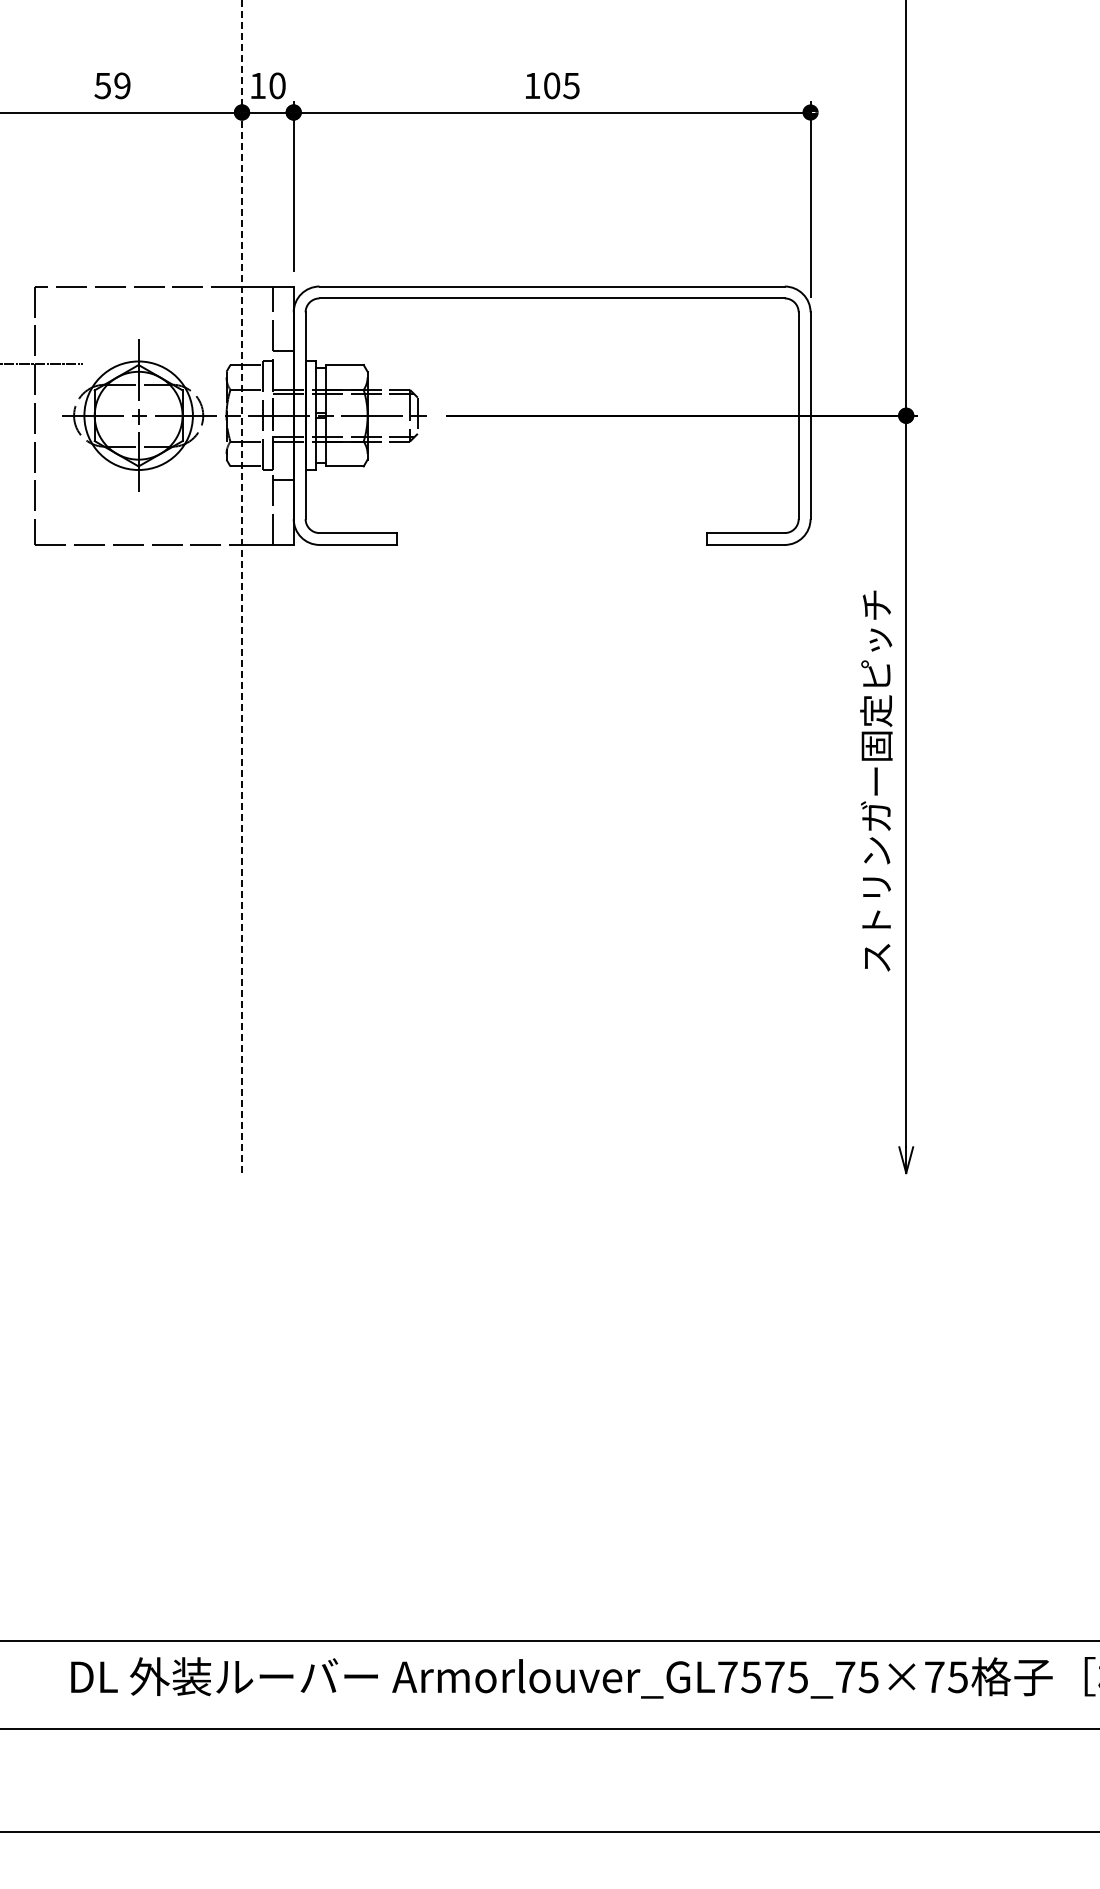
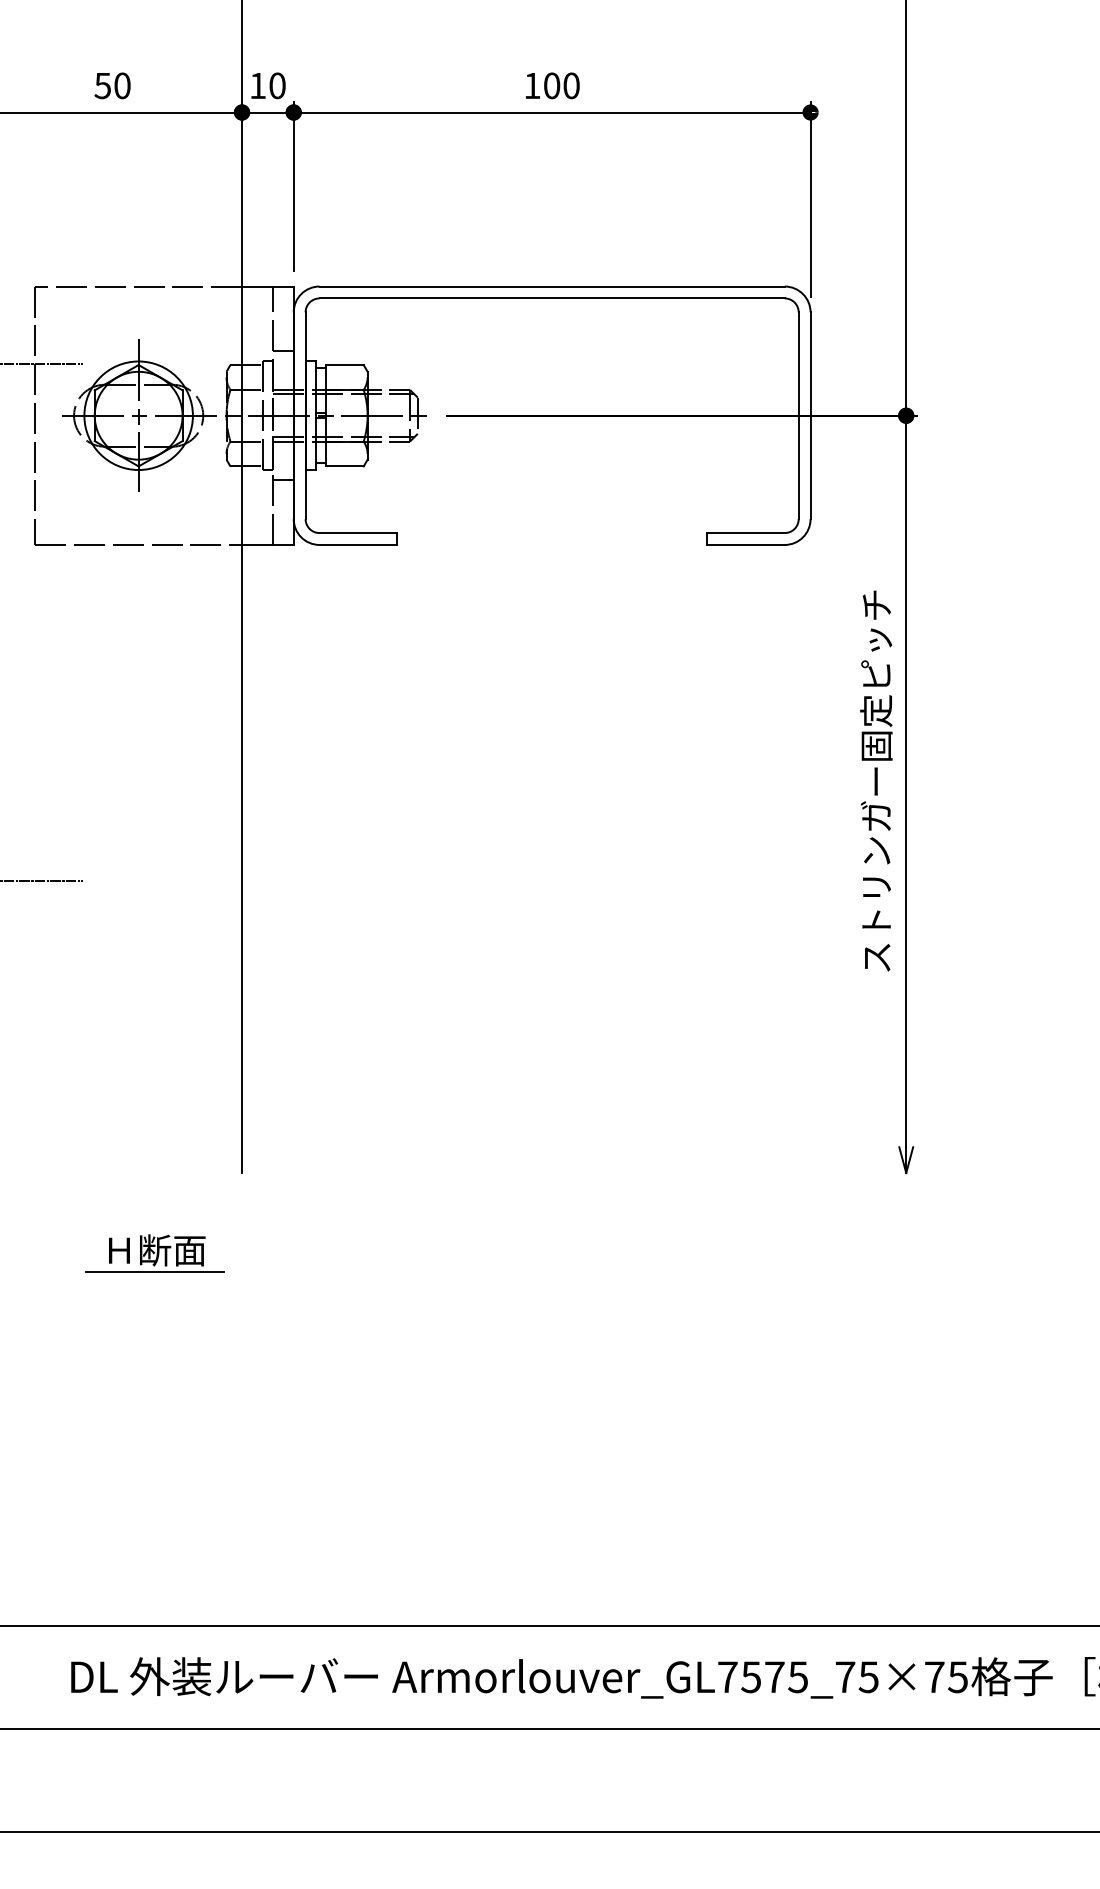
text: 59 -> 50 (122, 85)
text: 105 -> 100 (571, 85)
line: dashed -> solid (242, 586)
line: none -> present (42, 880)
part: none -> present (154, 1253)
line position: (549, 1640) -> (549, 1625) (549, 1625)
